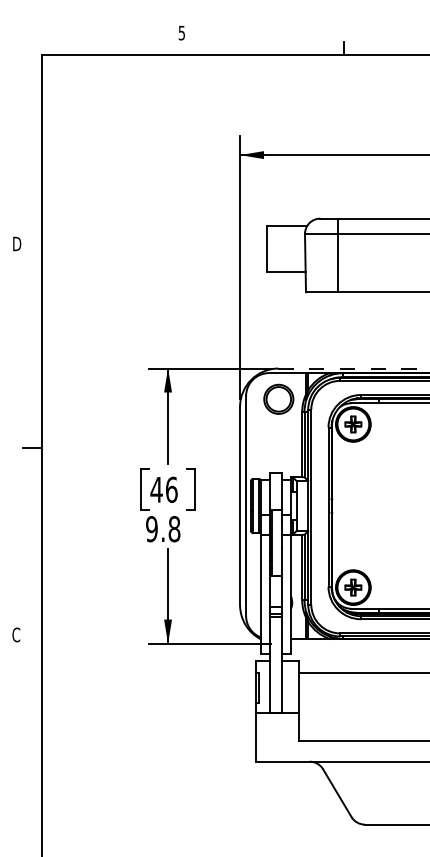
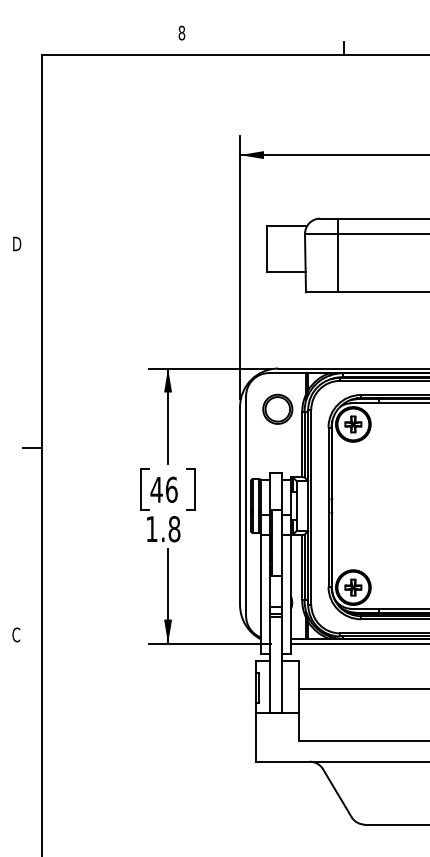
text: 5 -> 8 (181, 32)
line: dashed -> solid (354, 368)
part position: (278, 398) -> (277, 408) (277, 408)
text: 9.8 -> 1.8 (151, 529)
line: none -> present (358, 643)
line position: (362, 673) -> (362, 689) (362, 689)
